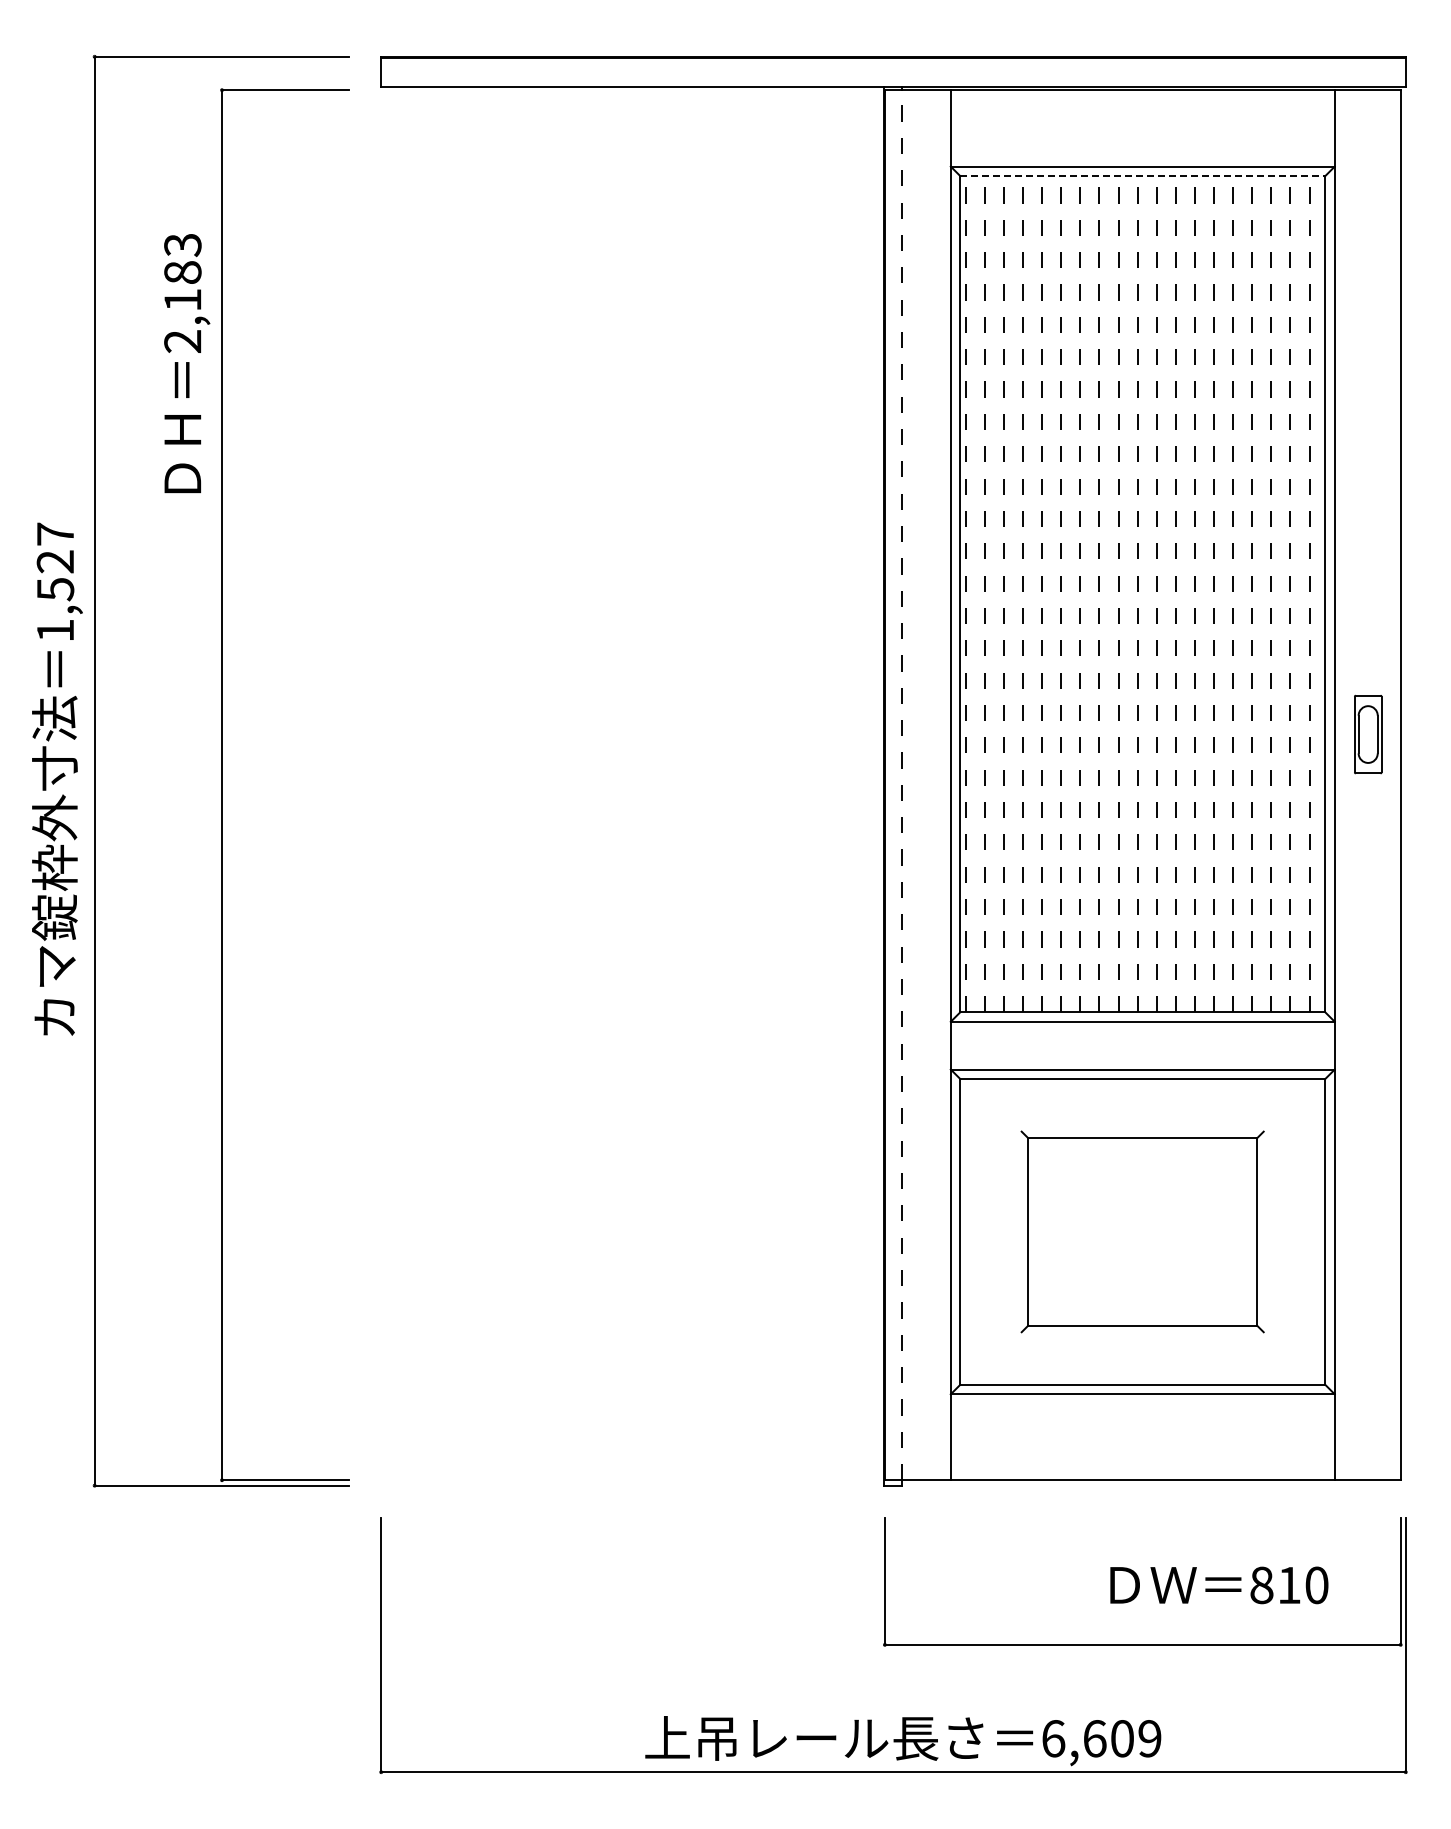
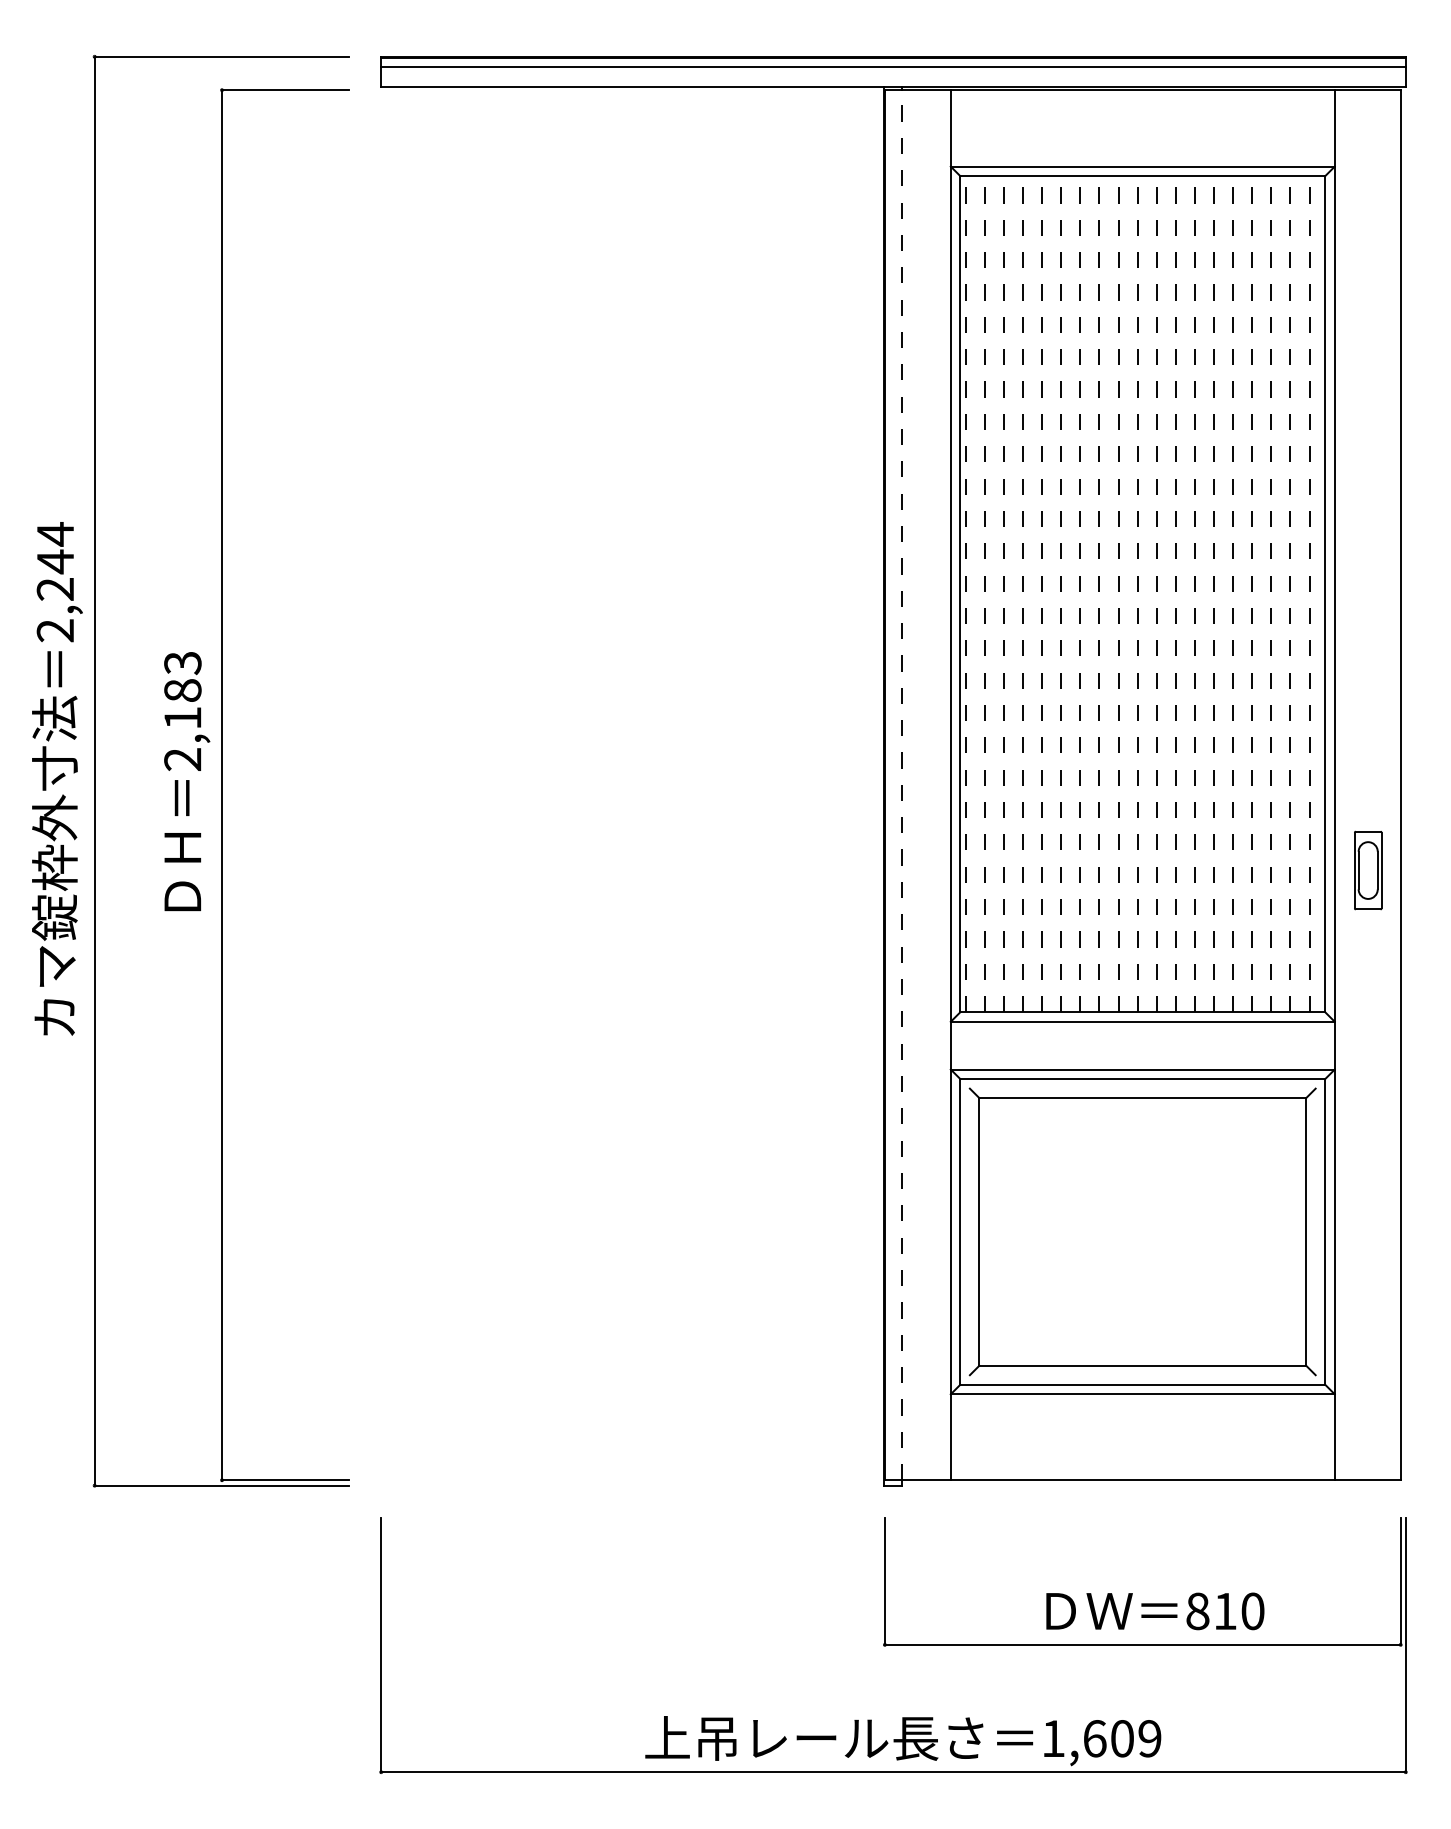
line: none -> present (893, 66)
line: dashed -> solid (1143, 176)
text position: (187, 363) -> (187, 781) (187, 781)
text: 1,527 -> 2,244 (55, 582)
part position: (1368, 734) -> (1368, 870) (1368, 870)
part size: 245x204 px -> 349x290 px (1142, 1231)
text position: (1219, 1585) -> (1155, 1611) (1155, 1611)
text: 6,609 -> 1,609 (1053, 1738)
